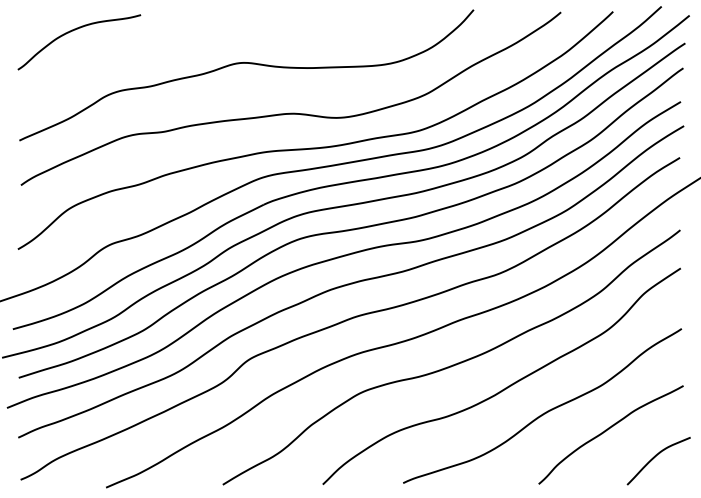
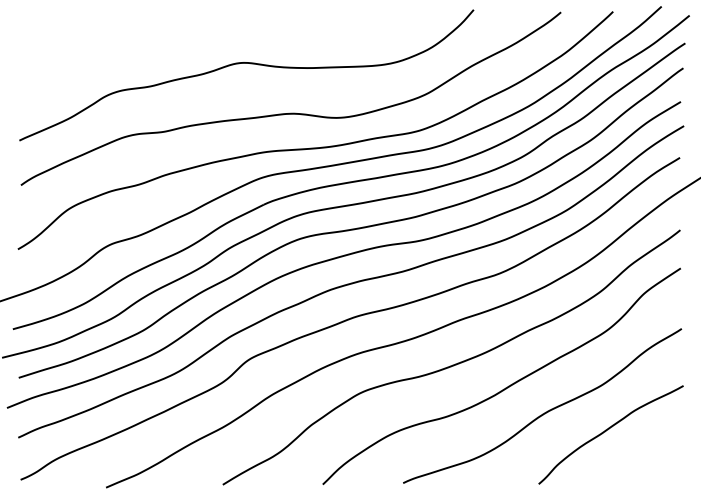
curve: present -> none (73, 31)
curve: present -> none (655, 457)
